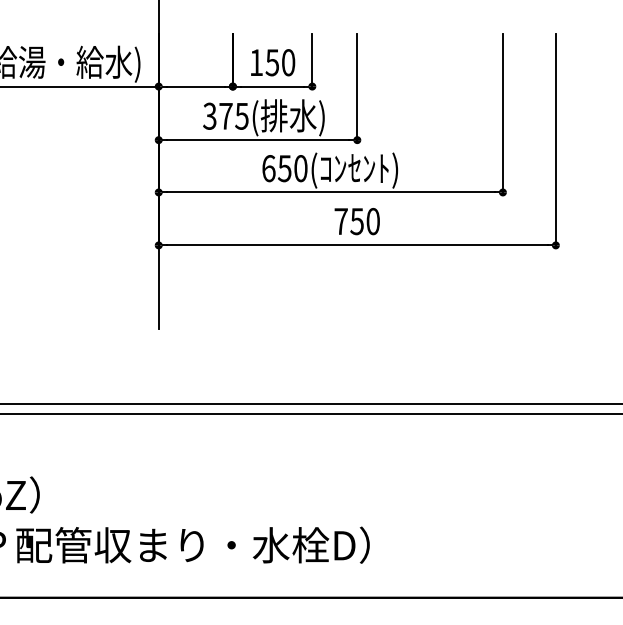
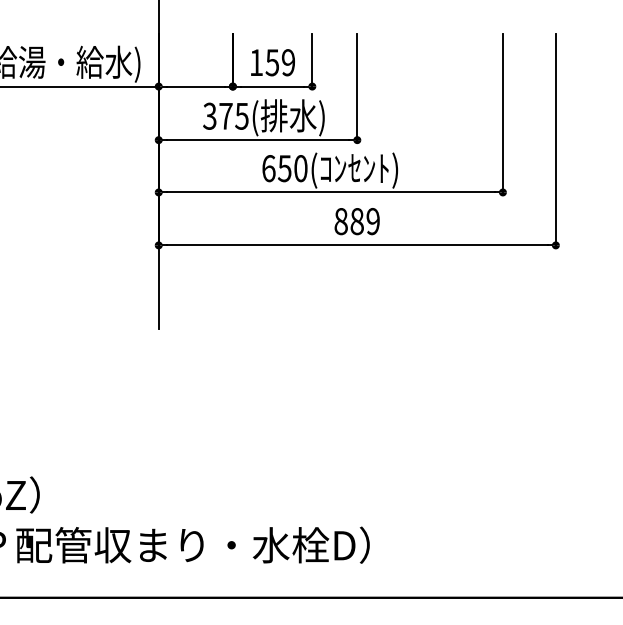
text: 150 -> 159 (288, 62)
text: 750 -> 889 (356, 221)
line: present -> none (310, 404)
line: present -> none (310, 413)
